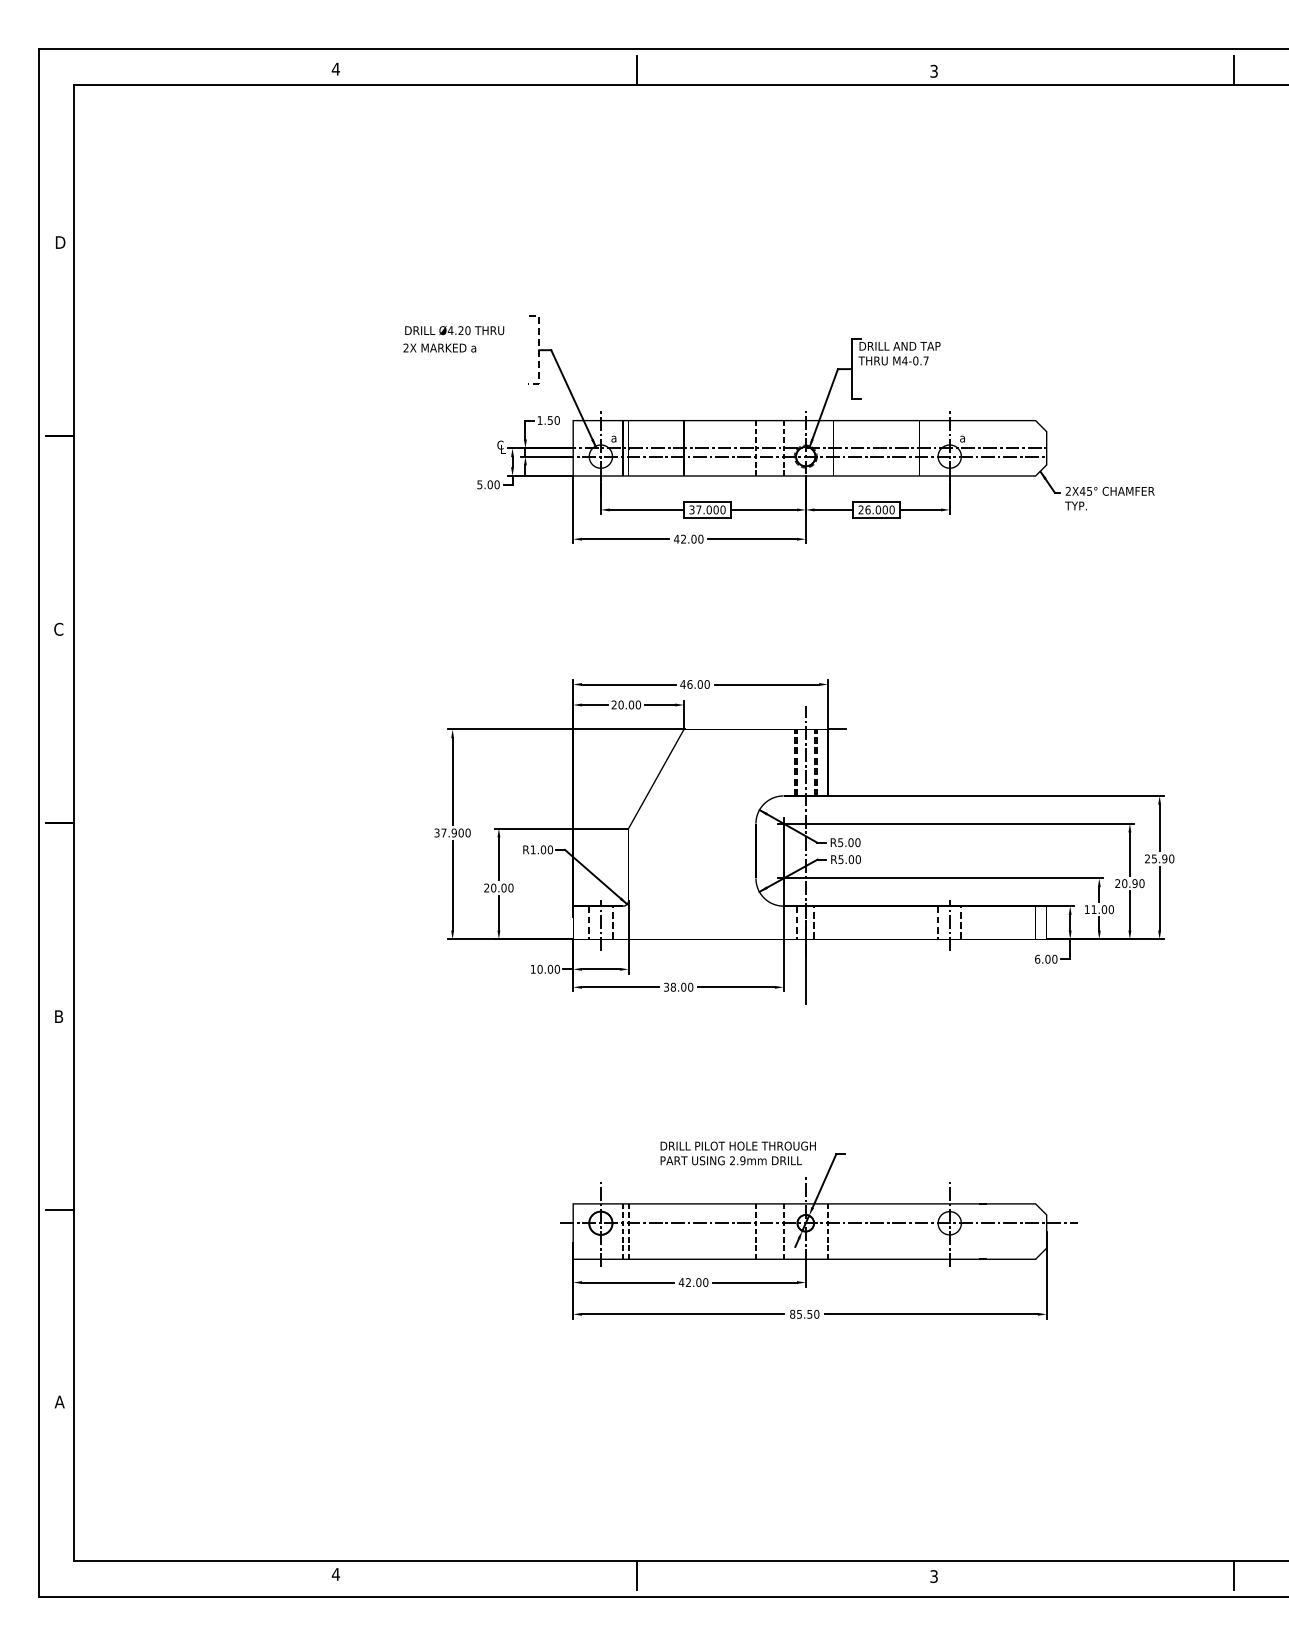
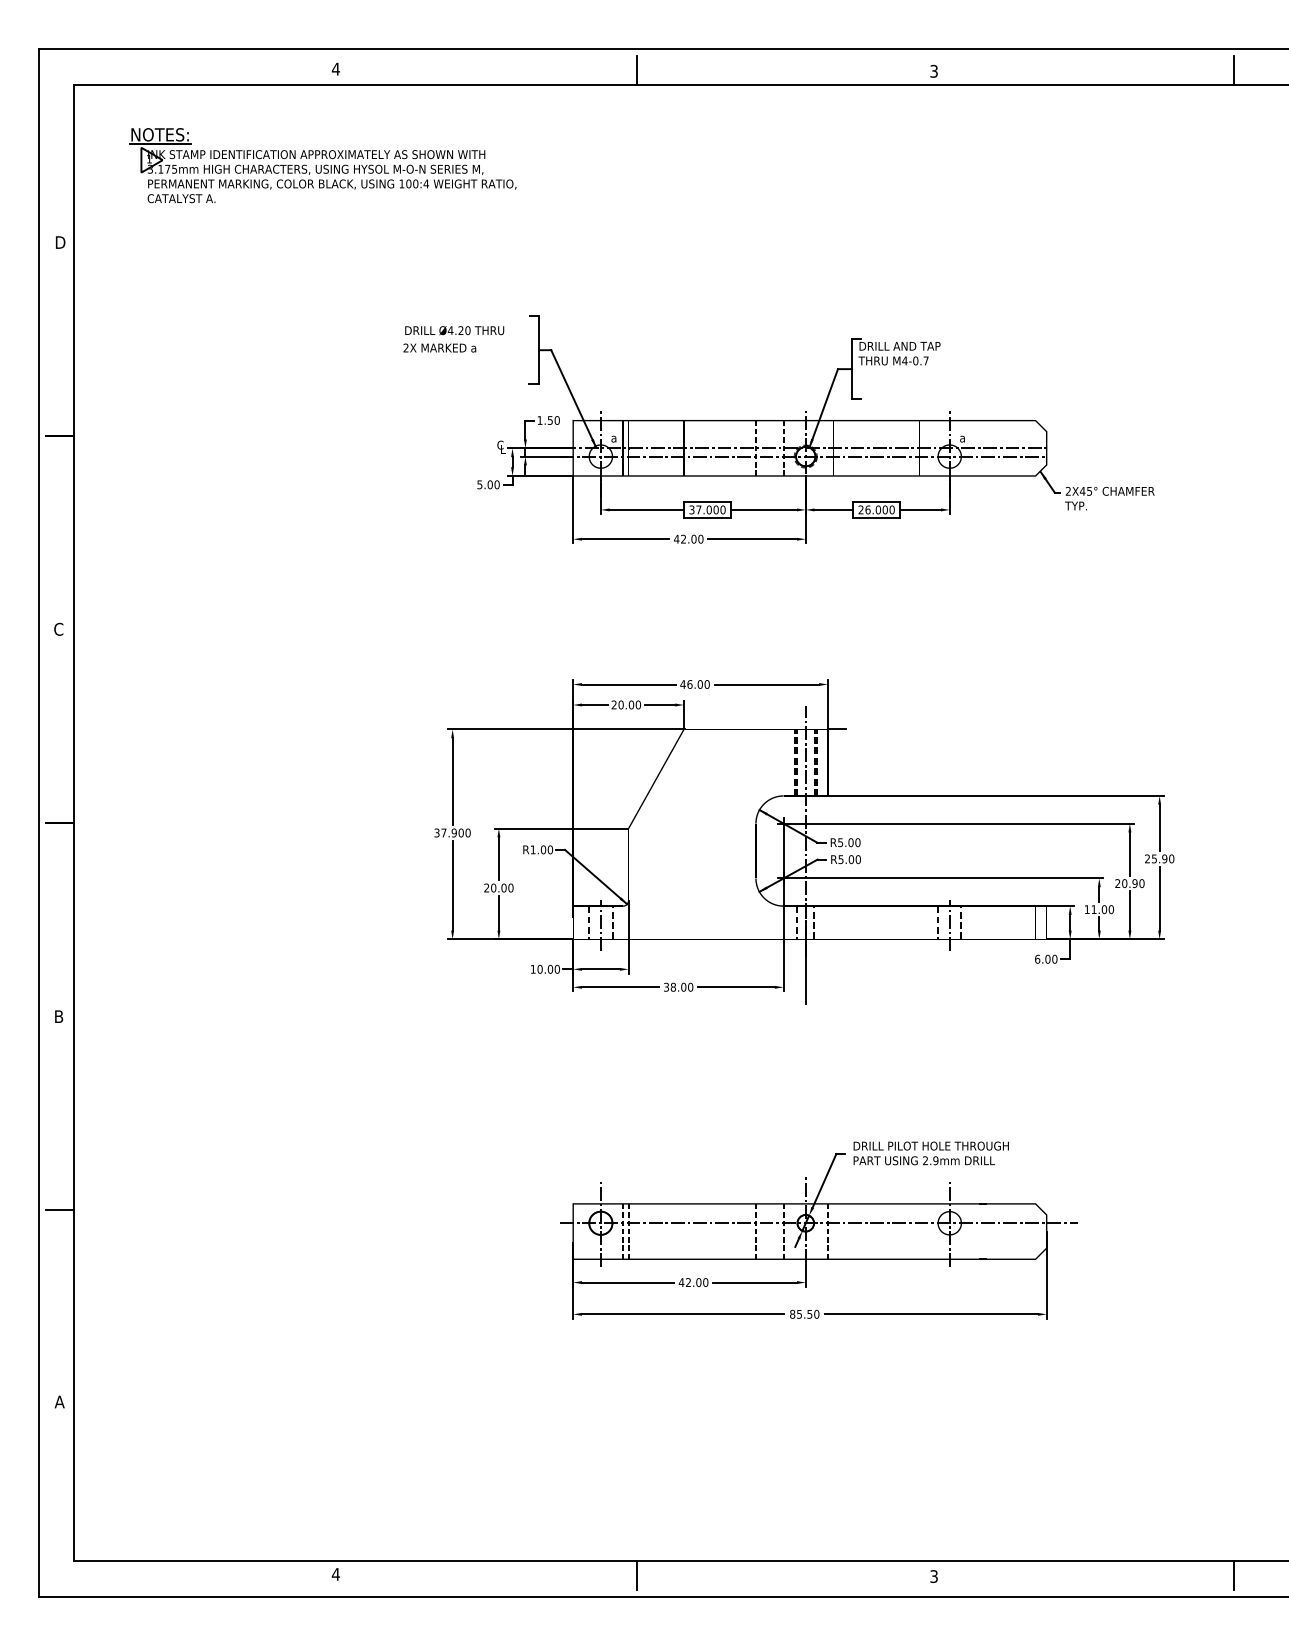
part: none -> present (322, 165)
line: dashed -> solid (539, 351)
text position: (737, 1153) -> (930, 1153) (930, 1153)
